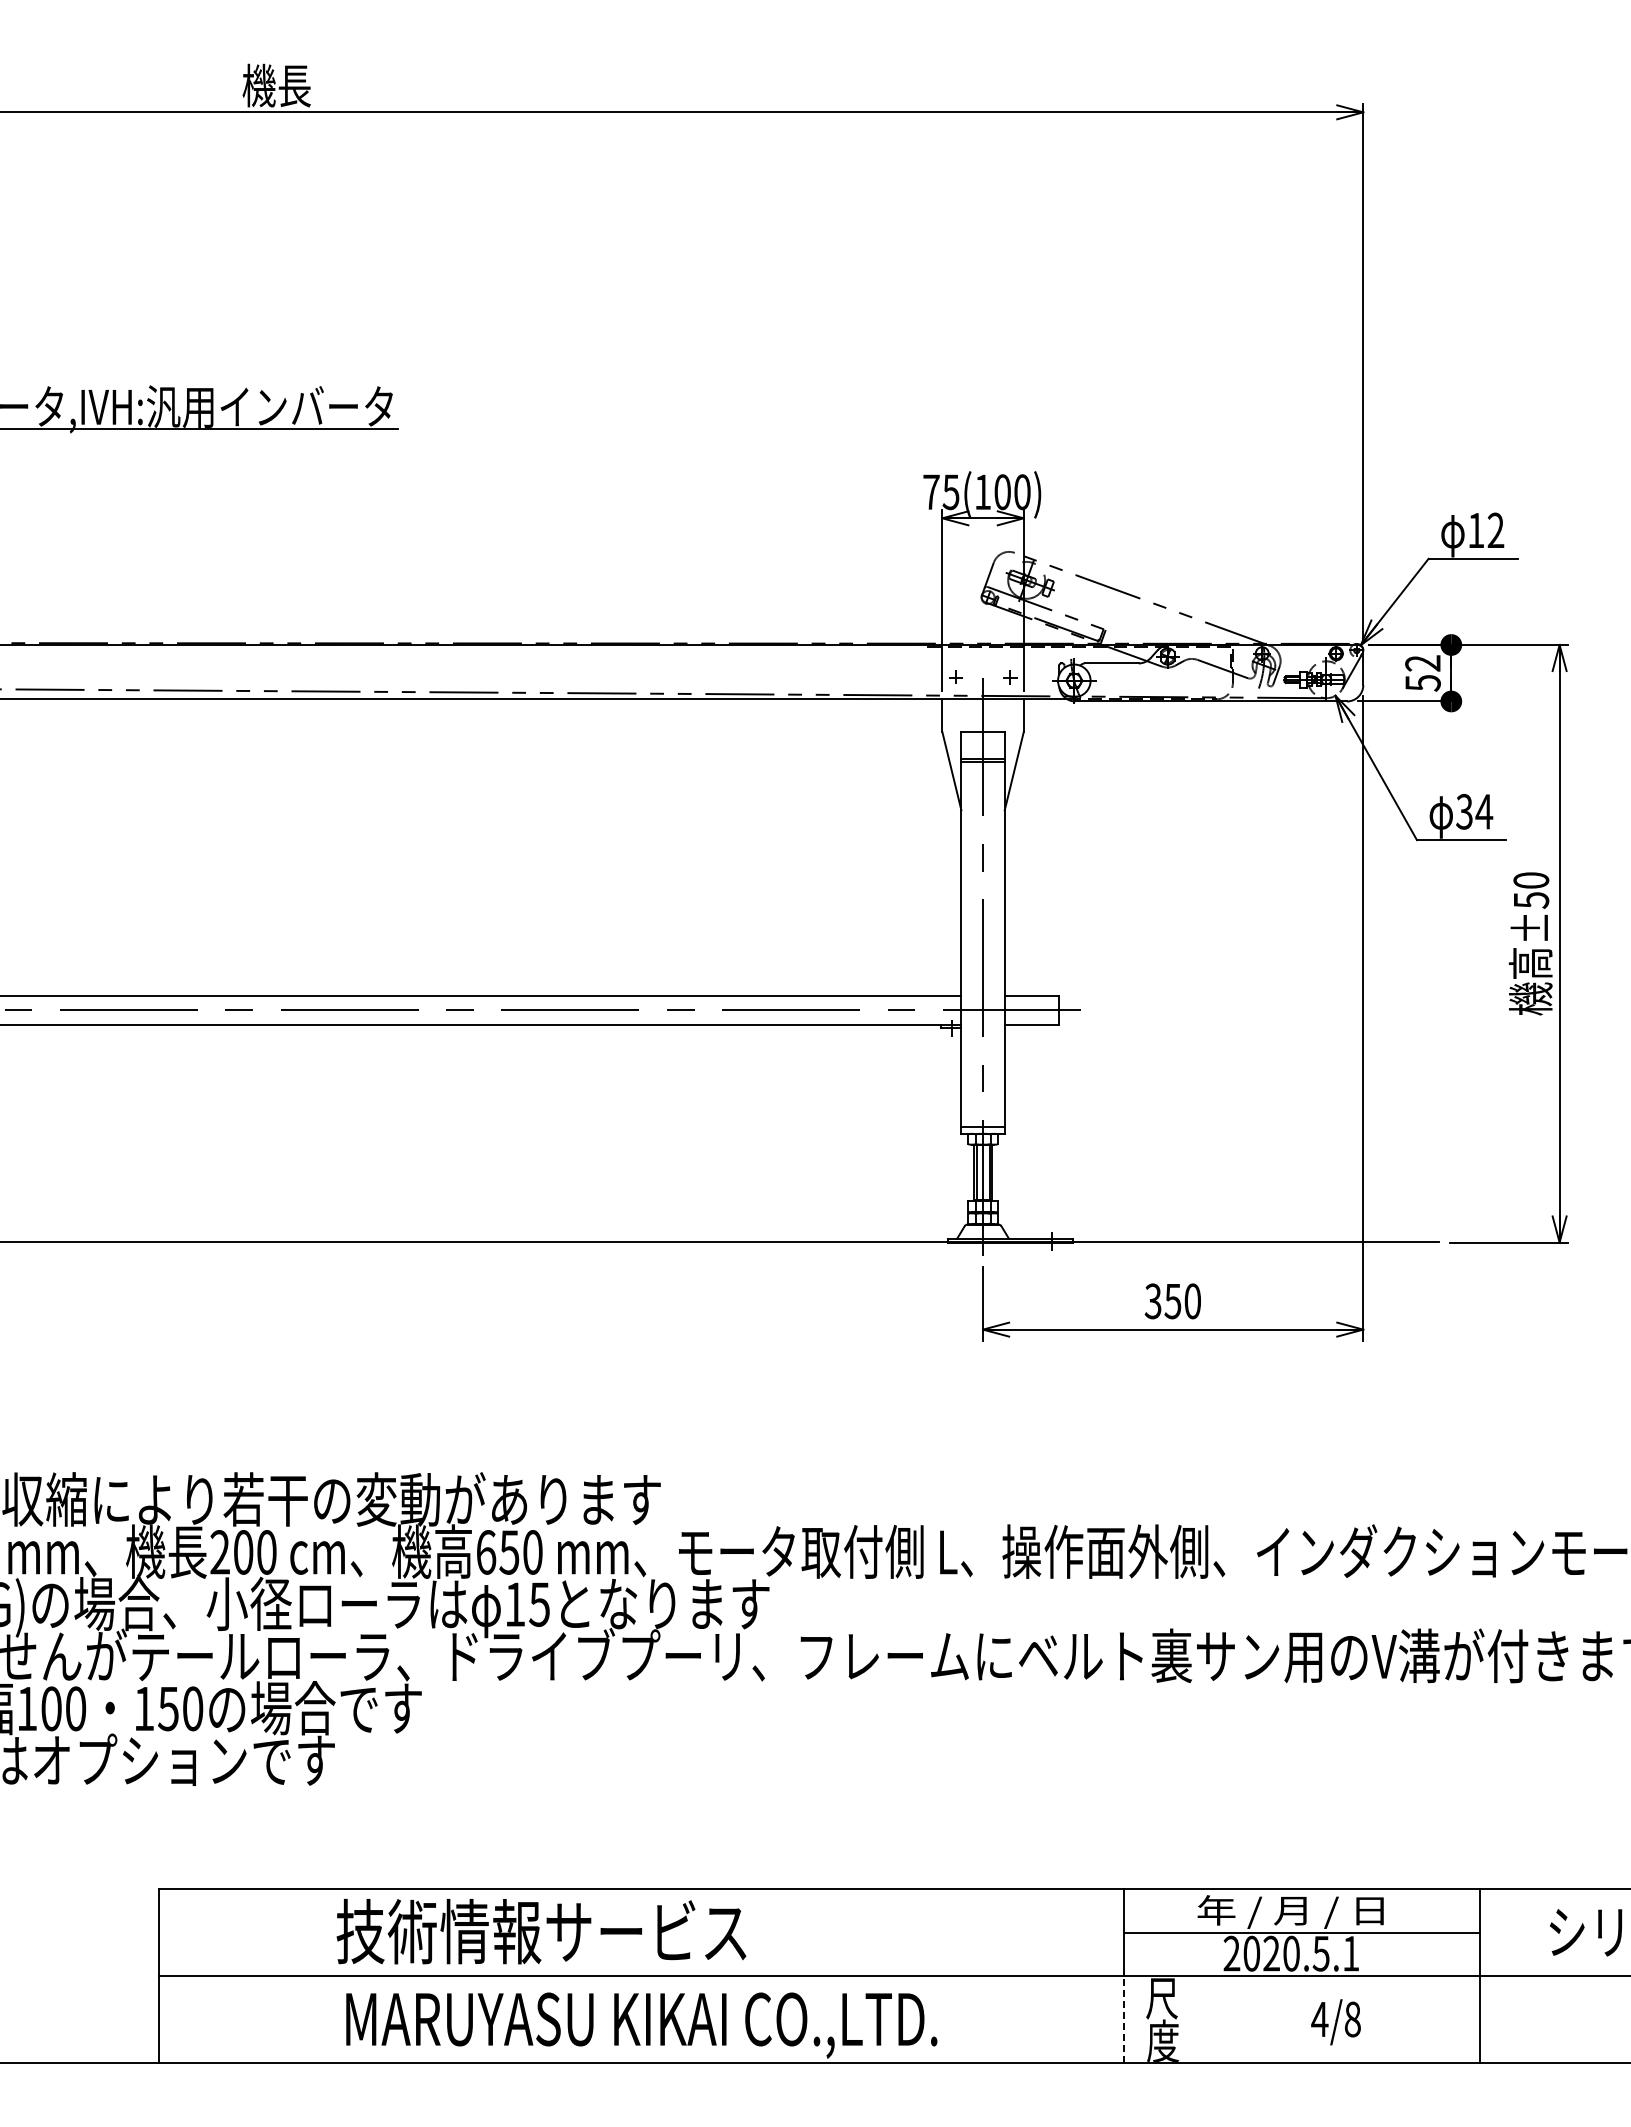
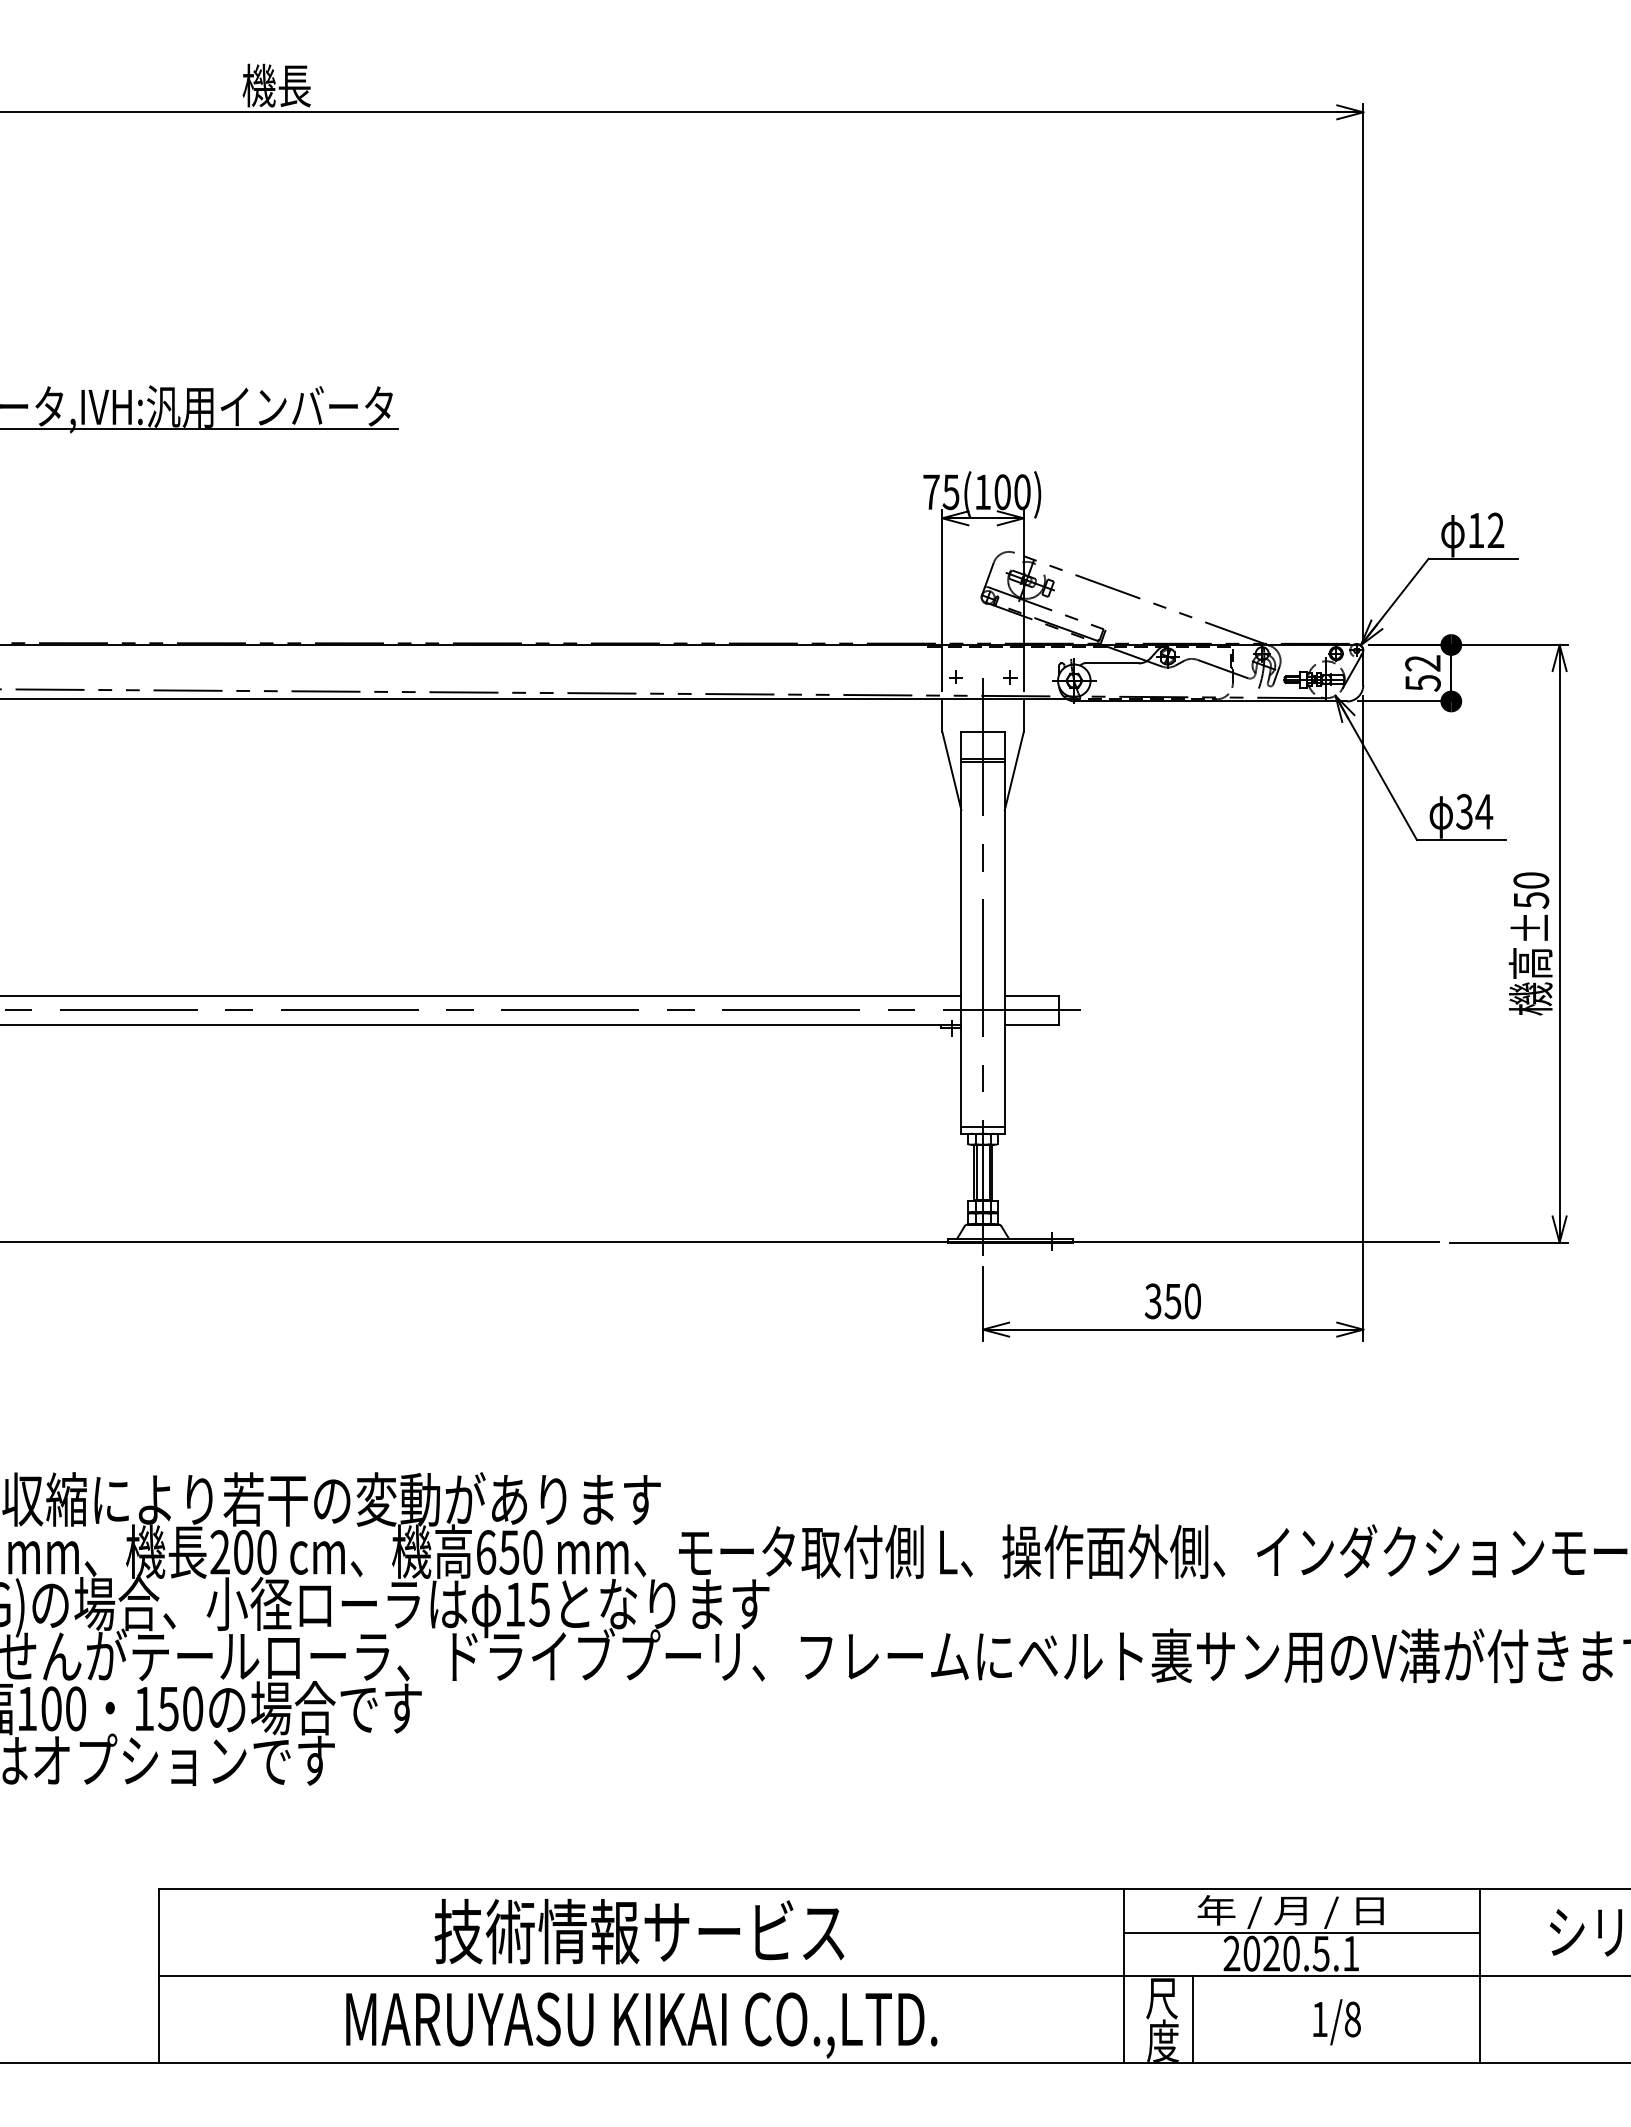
text position: (541, 1931) -> (639, 1931) (639, 1931)
line: dashed -> solid (1123, 2019)
line: none -> present (1193, 2019)
text: 4/8 -> 1/8 (1319, 2019)
